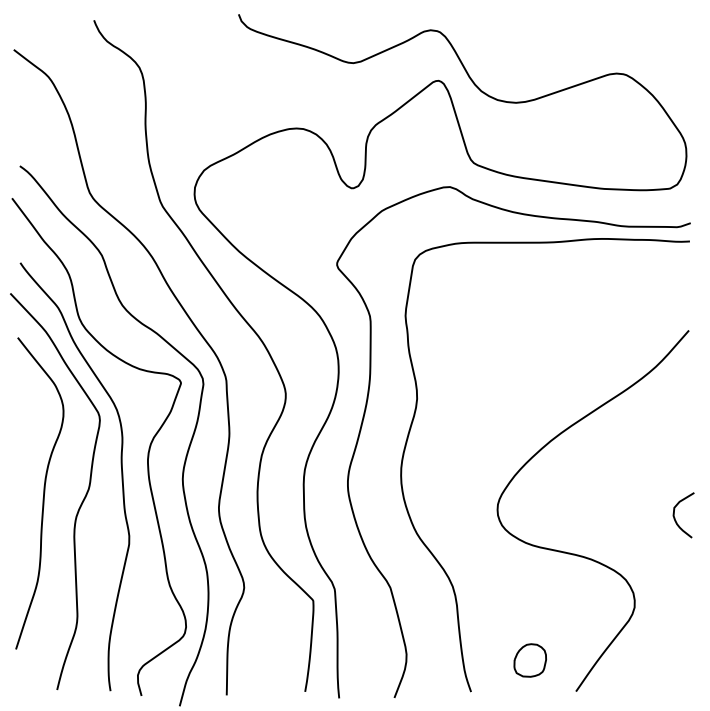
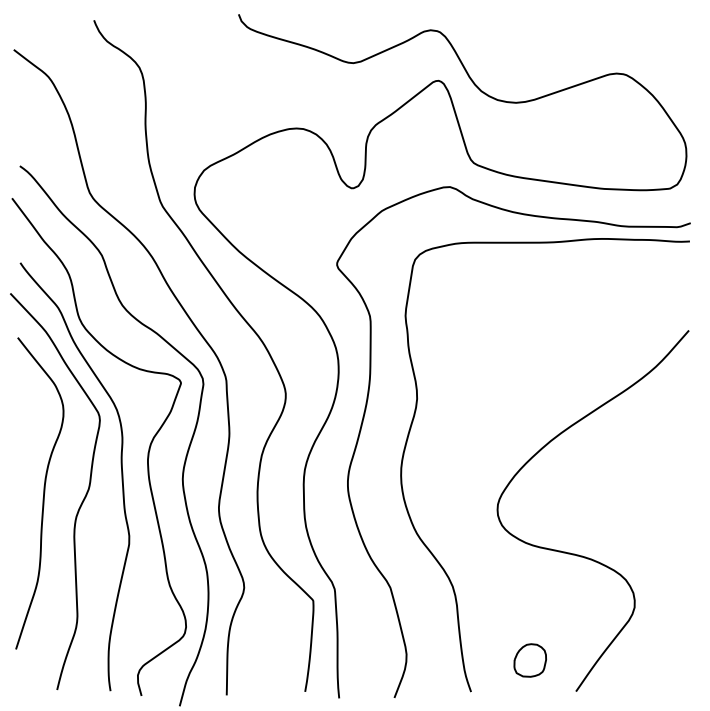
curve: present -> none (675, 517)
